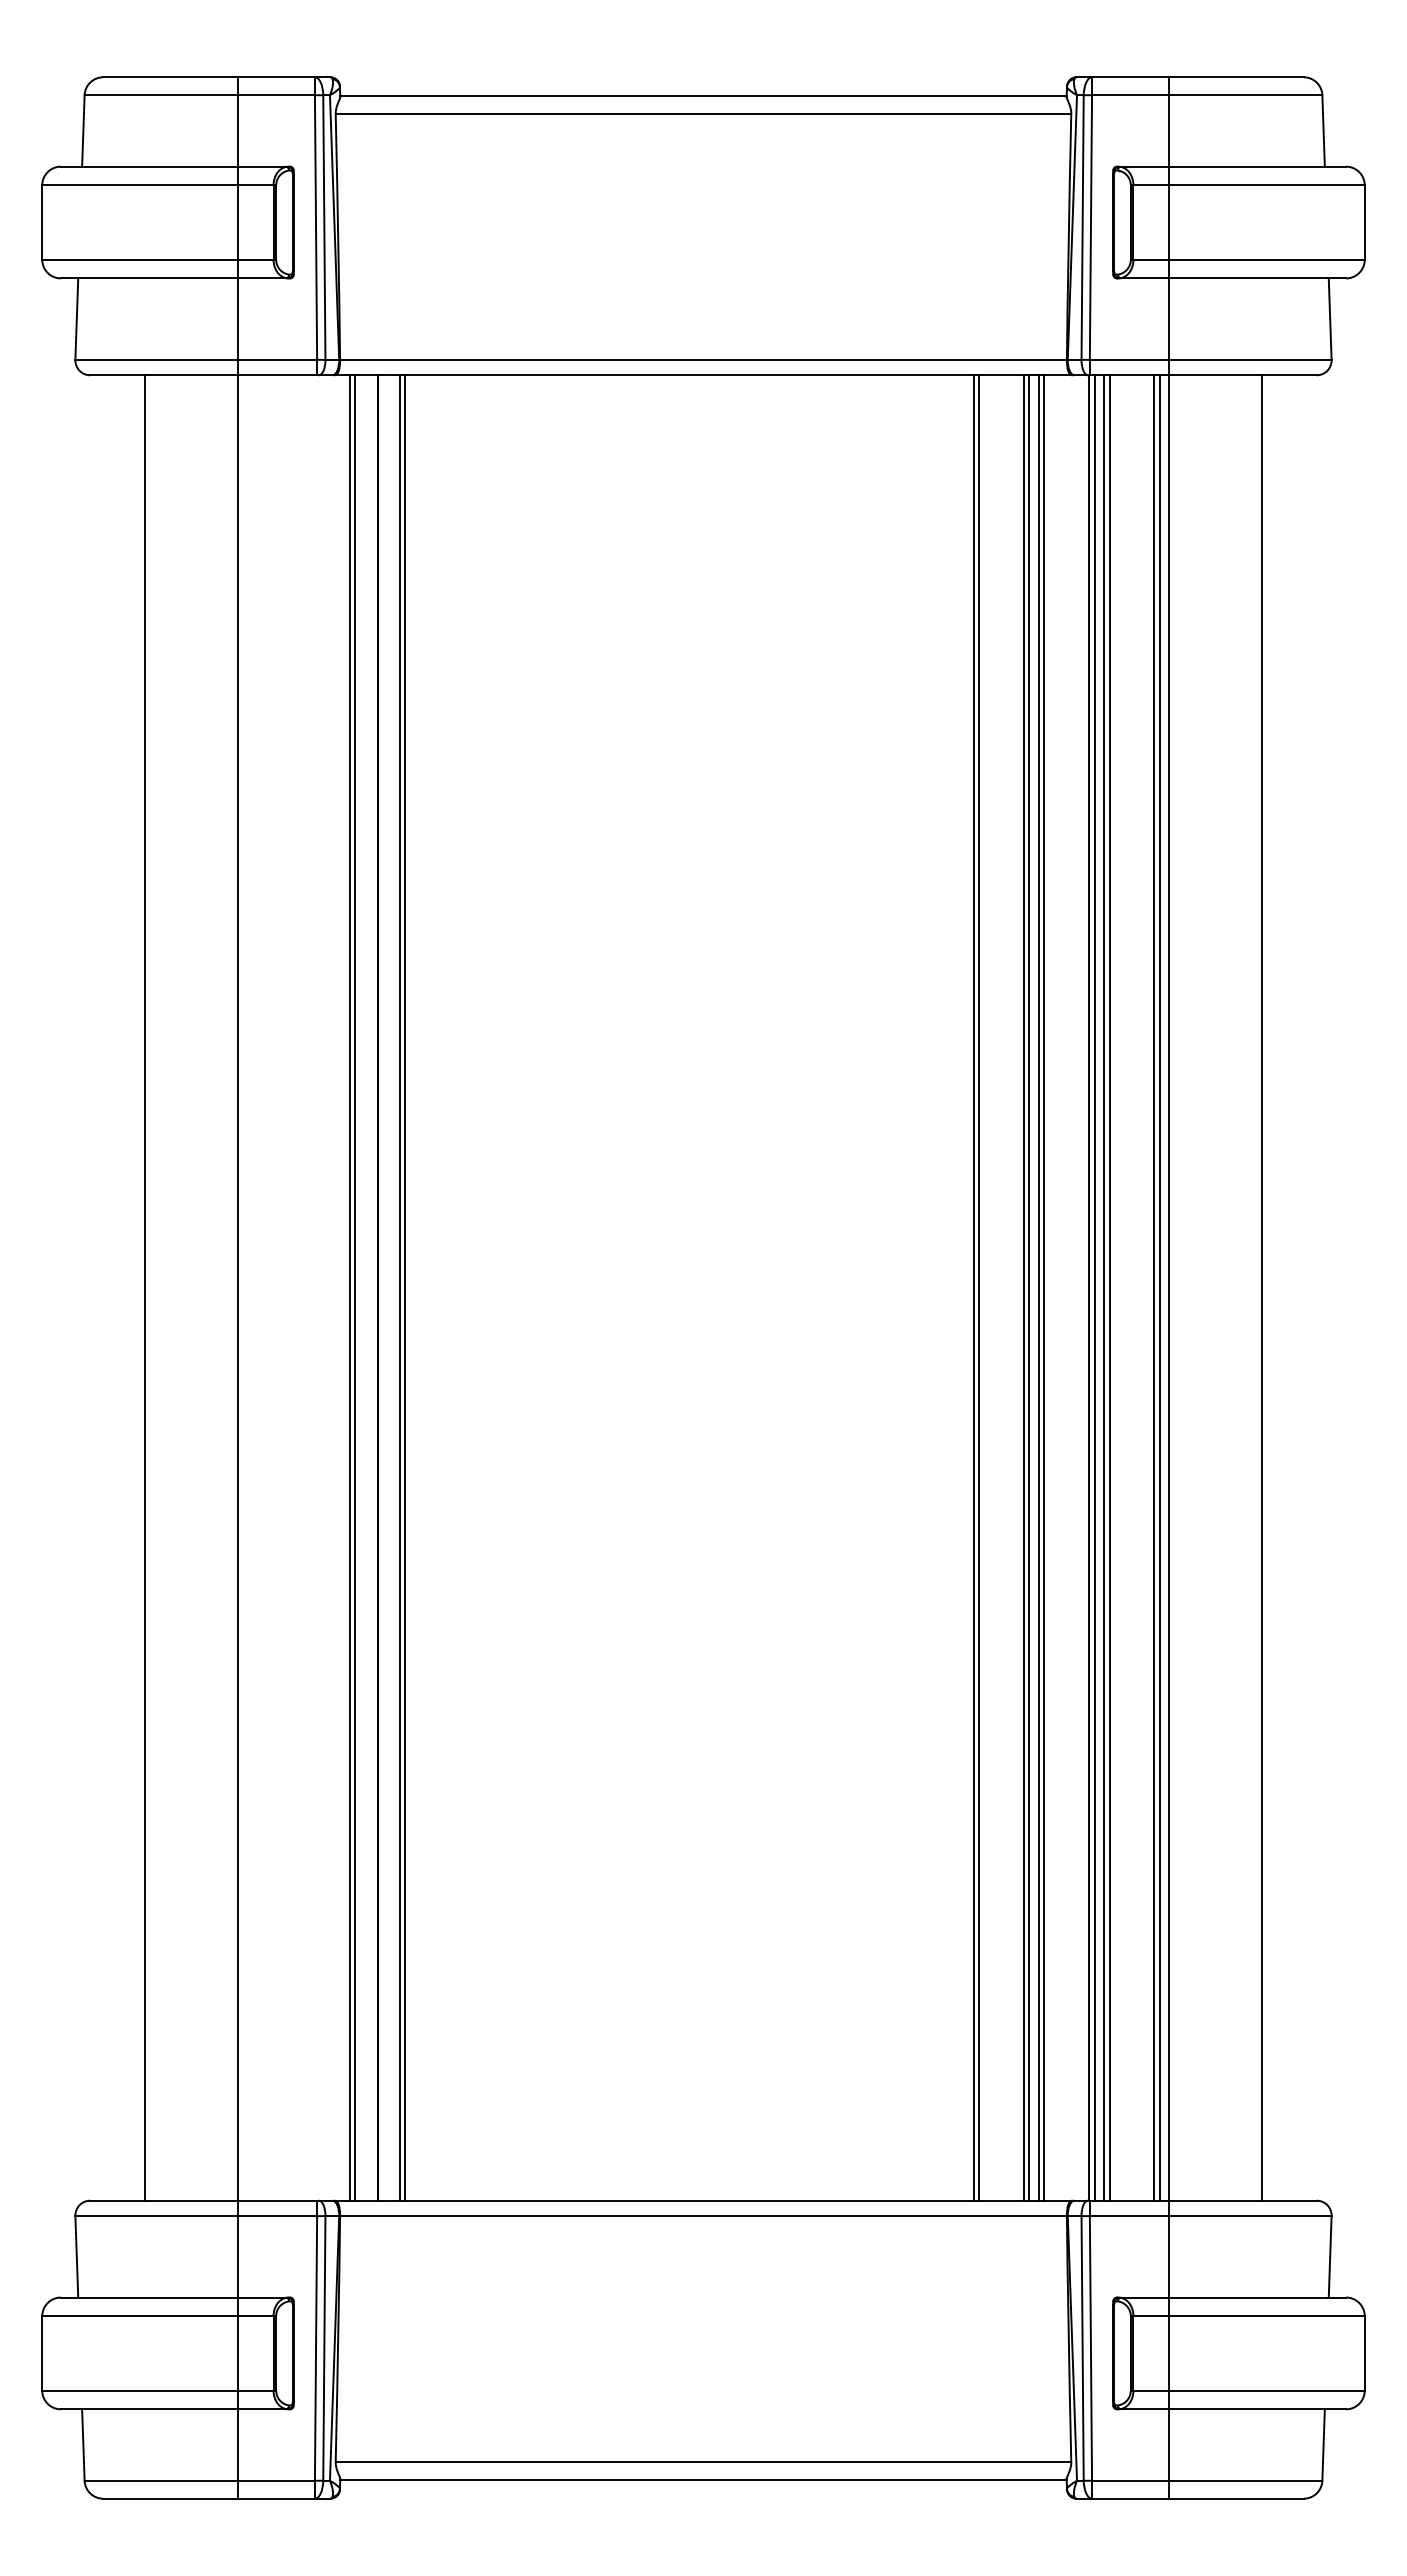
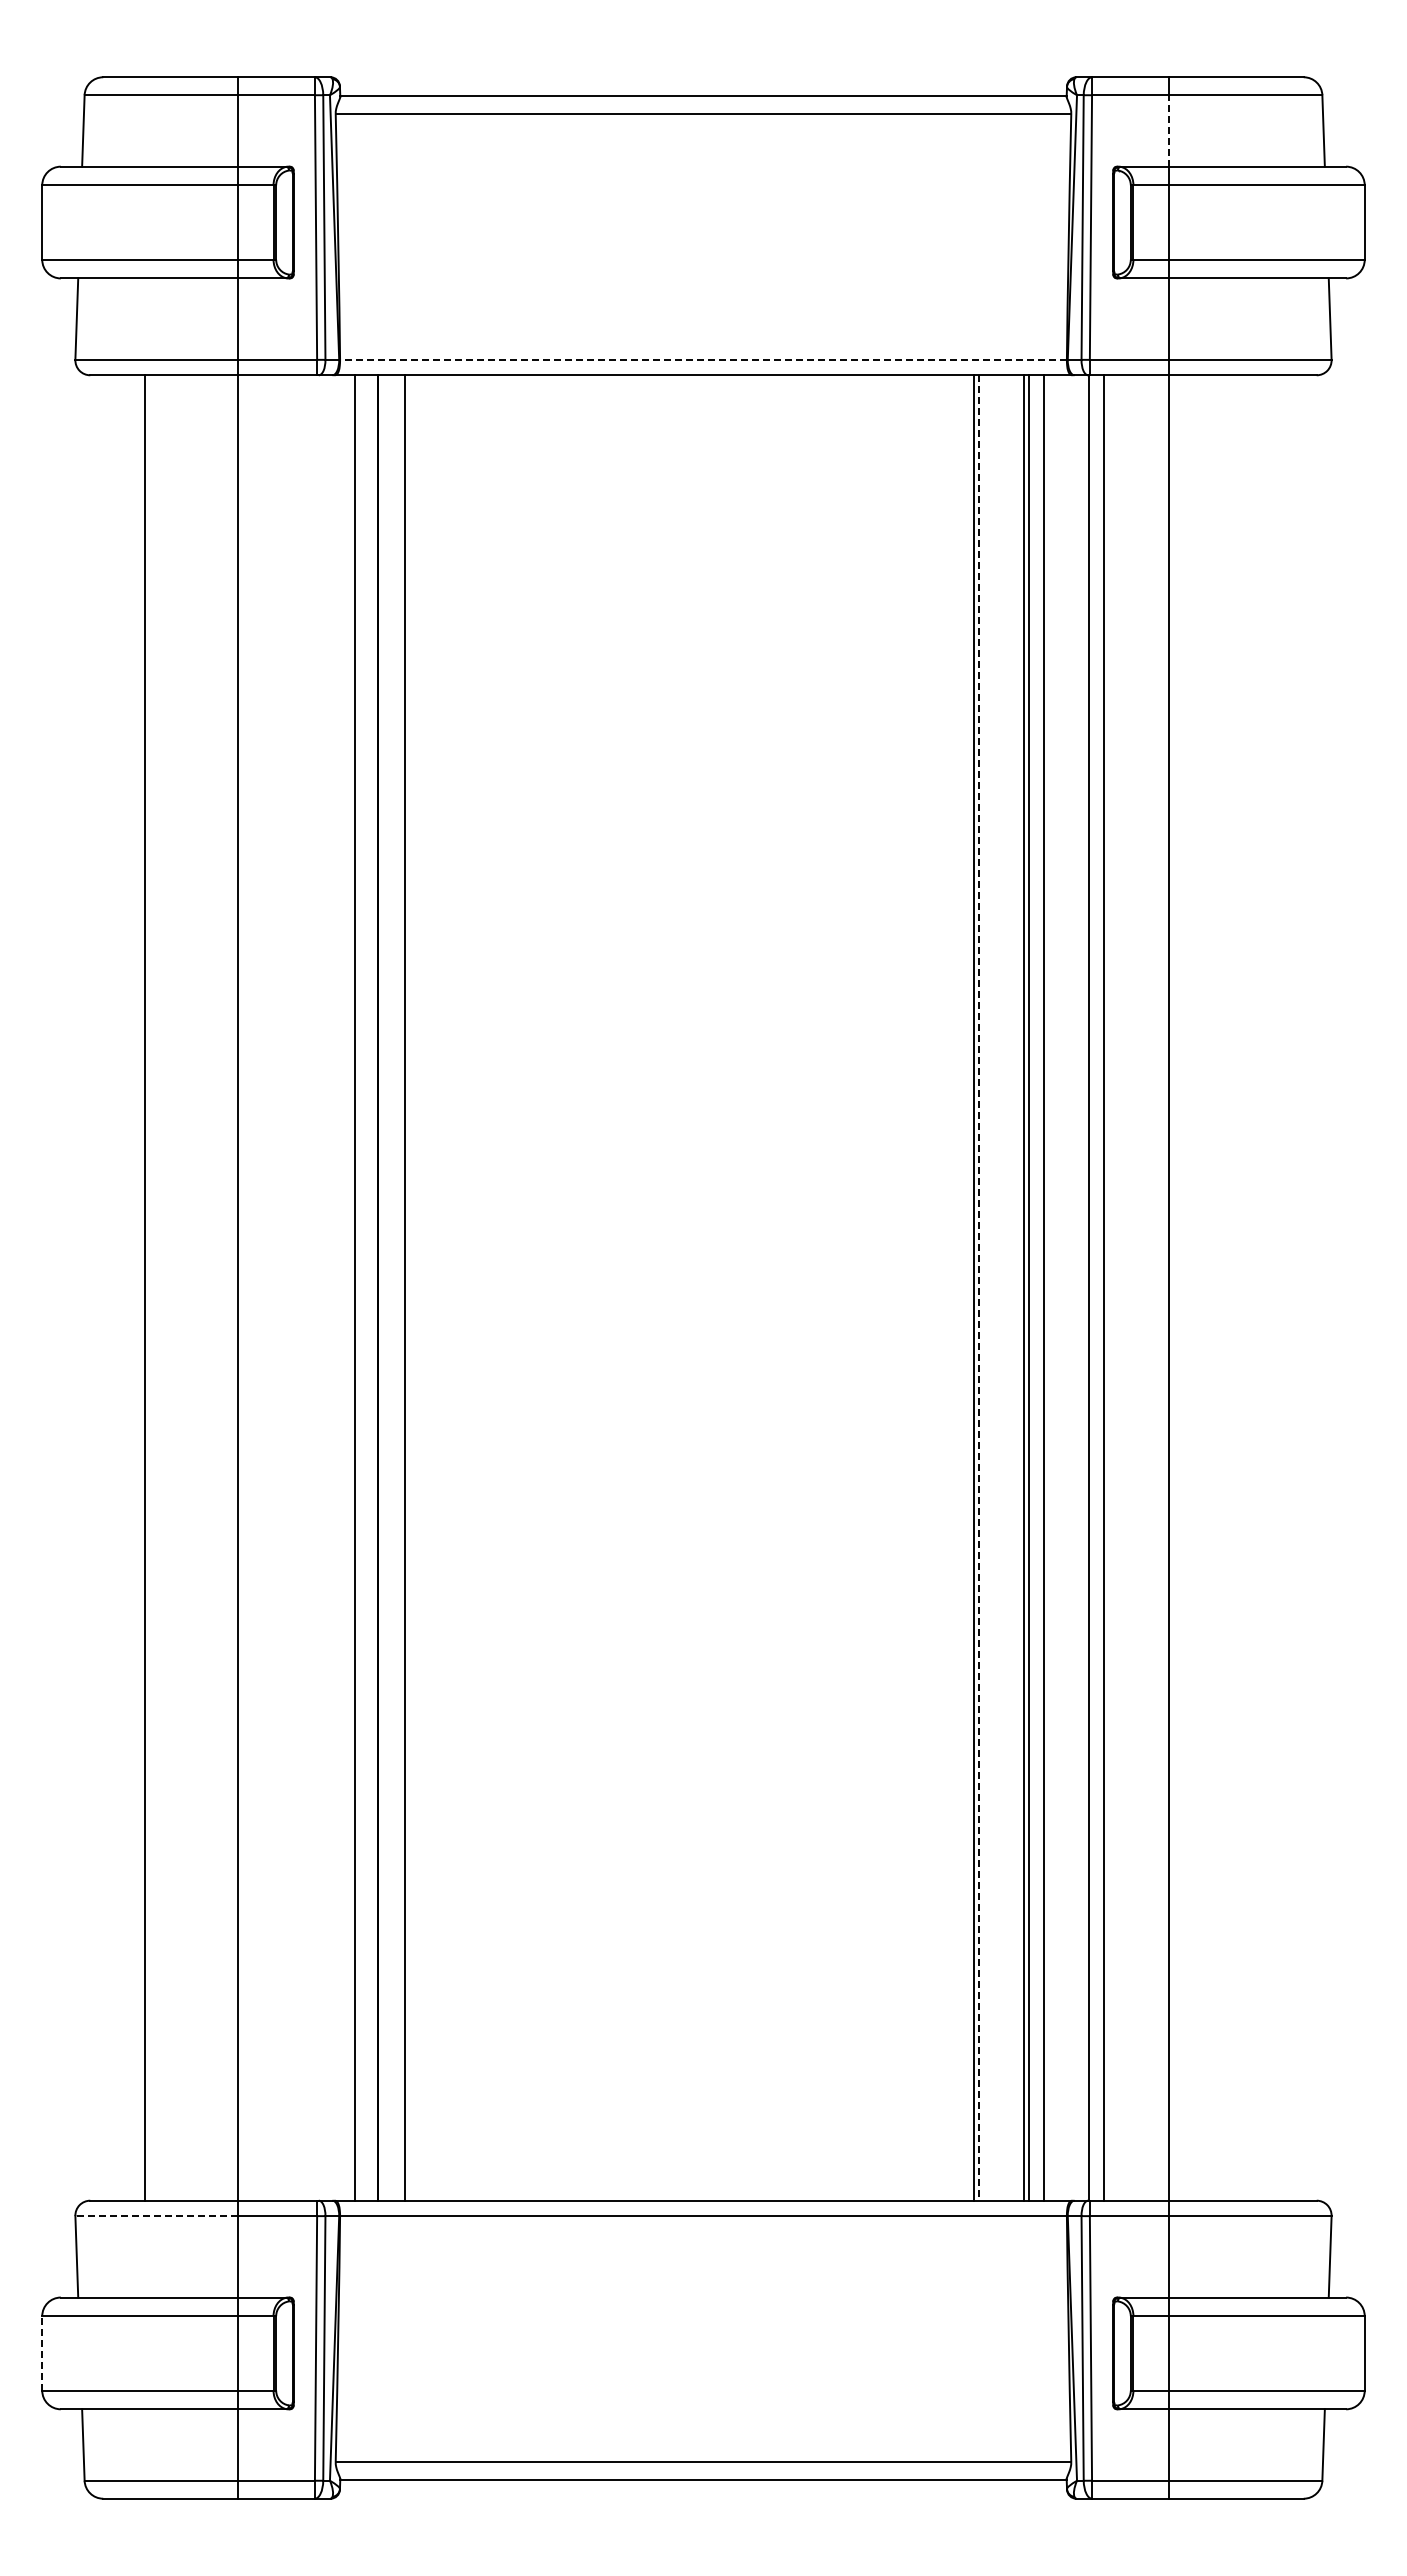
line: solid -> dashed (1169, 130)
line: solid -> dashed (703, 359)
line: present -> none (349, 1287)
line: present -> none (399, 1287)
line: solid -> dashed (979, 1287)
line: present -> none (1038, 1287)
line: present -> none (1094, 1287)
line: present -> none (1109, 1287)
line: present -> none (1154, 1287)
line: present -> none (1159, 1287)
line: present -> none (1262, 1287)
line: solid -> dashed (156, 2216)
line: solid -> dashed (42, 2352)
